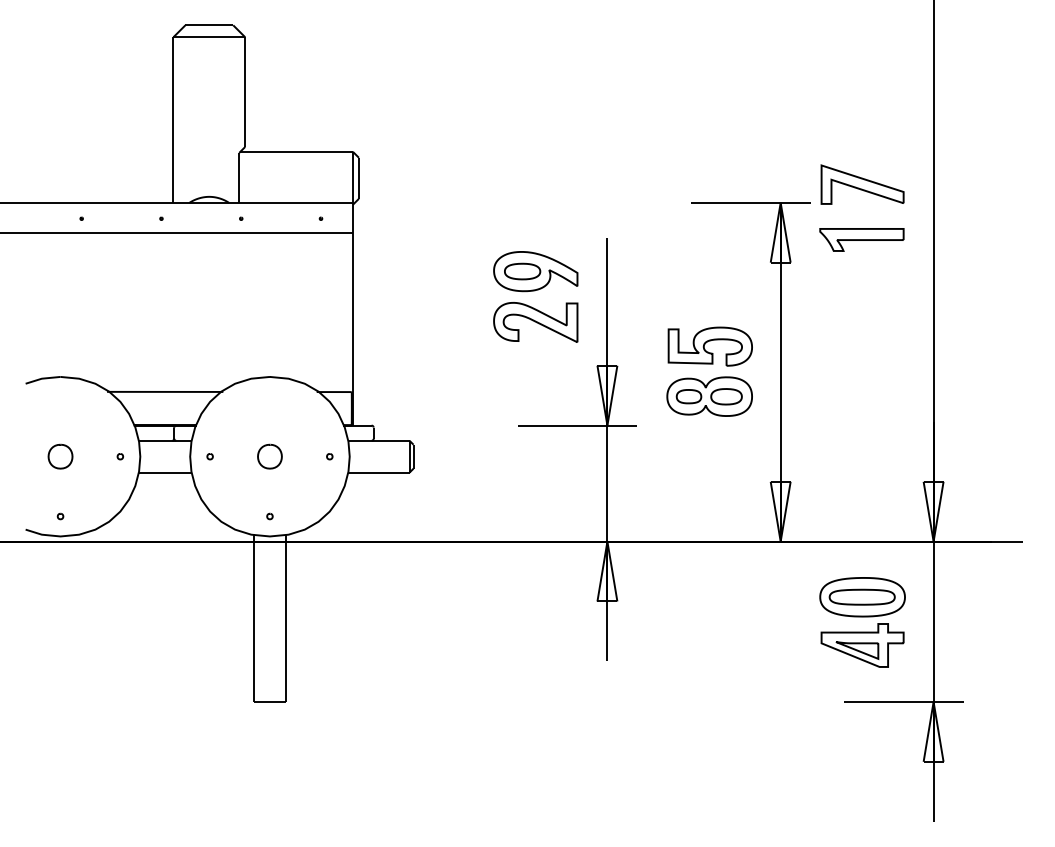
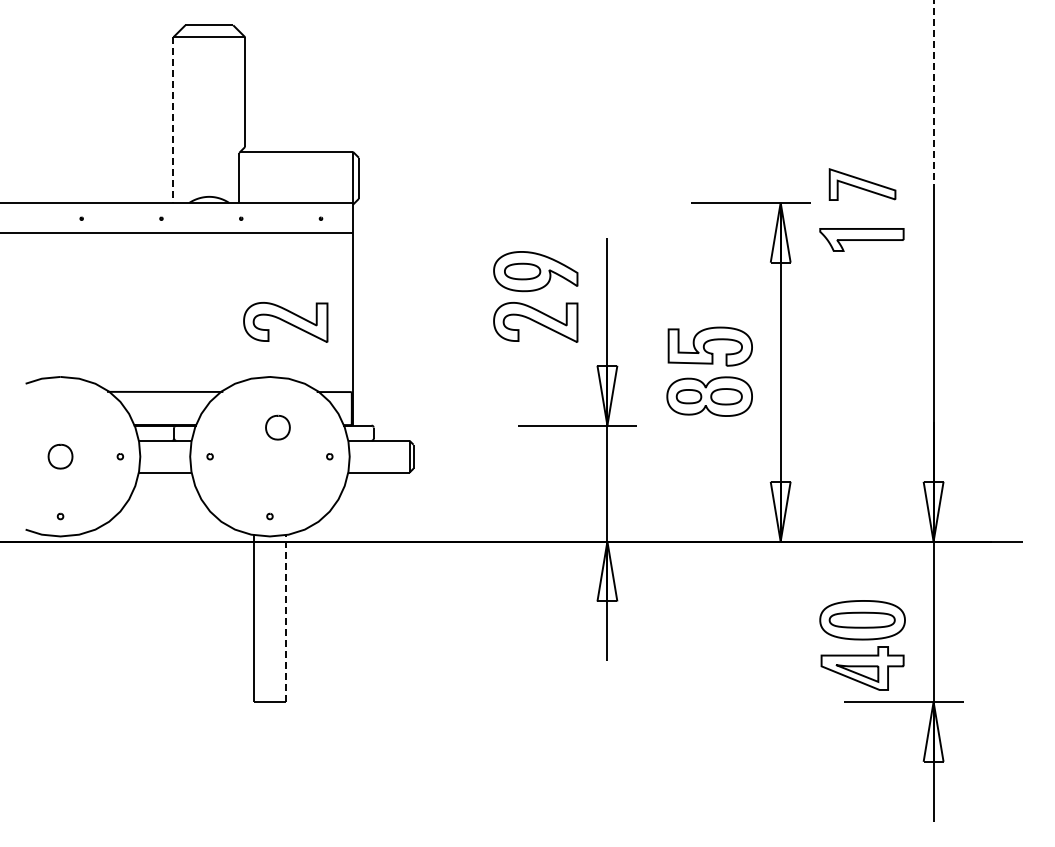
line: solid -> dashed (933, 93)
line: solid -> dashed (173, 120)
part size: 85x41 px -> 69x33 px (862, 184)
part: none -> present (285, 322)
part position: (269, 456) -> (277, 427) (277, 427)
line: solid -> dashed (285, 618)
part position: (862, 622) -> (862, 645) (862, 645)
